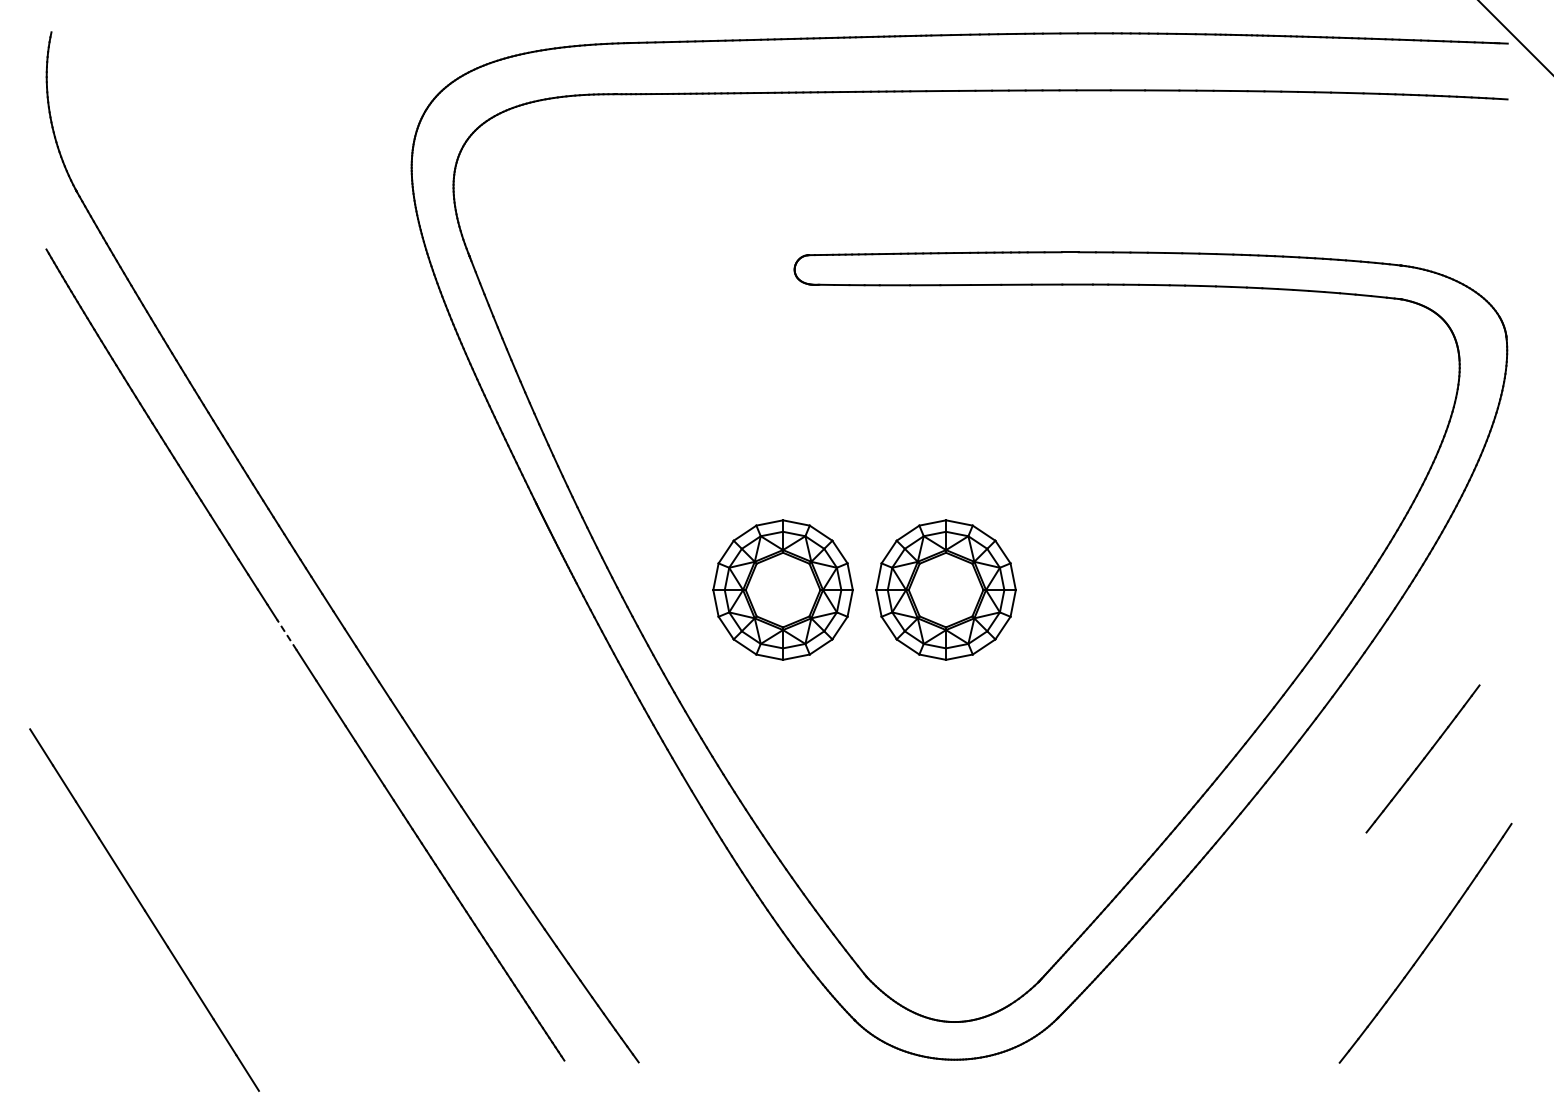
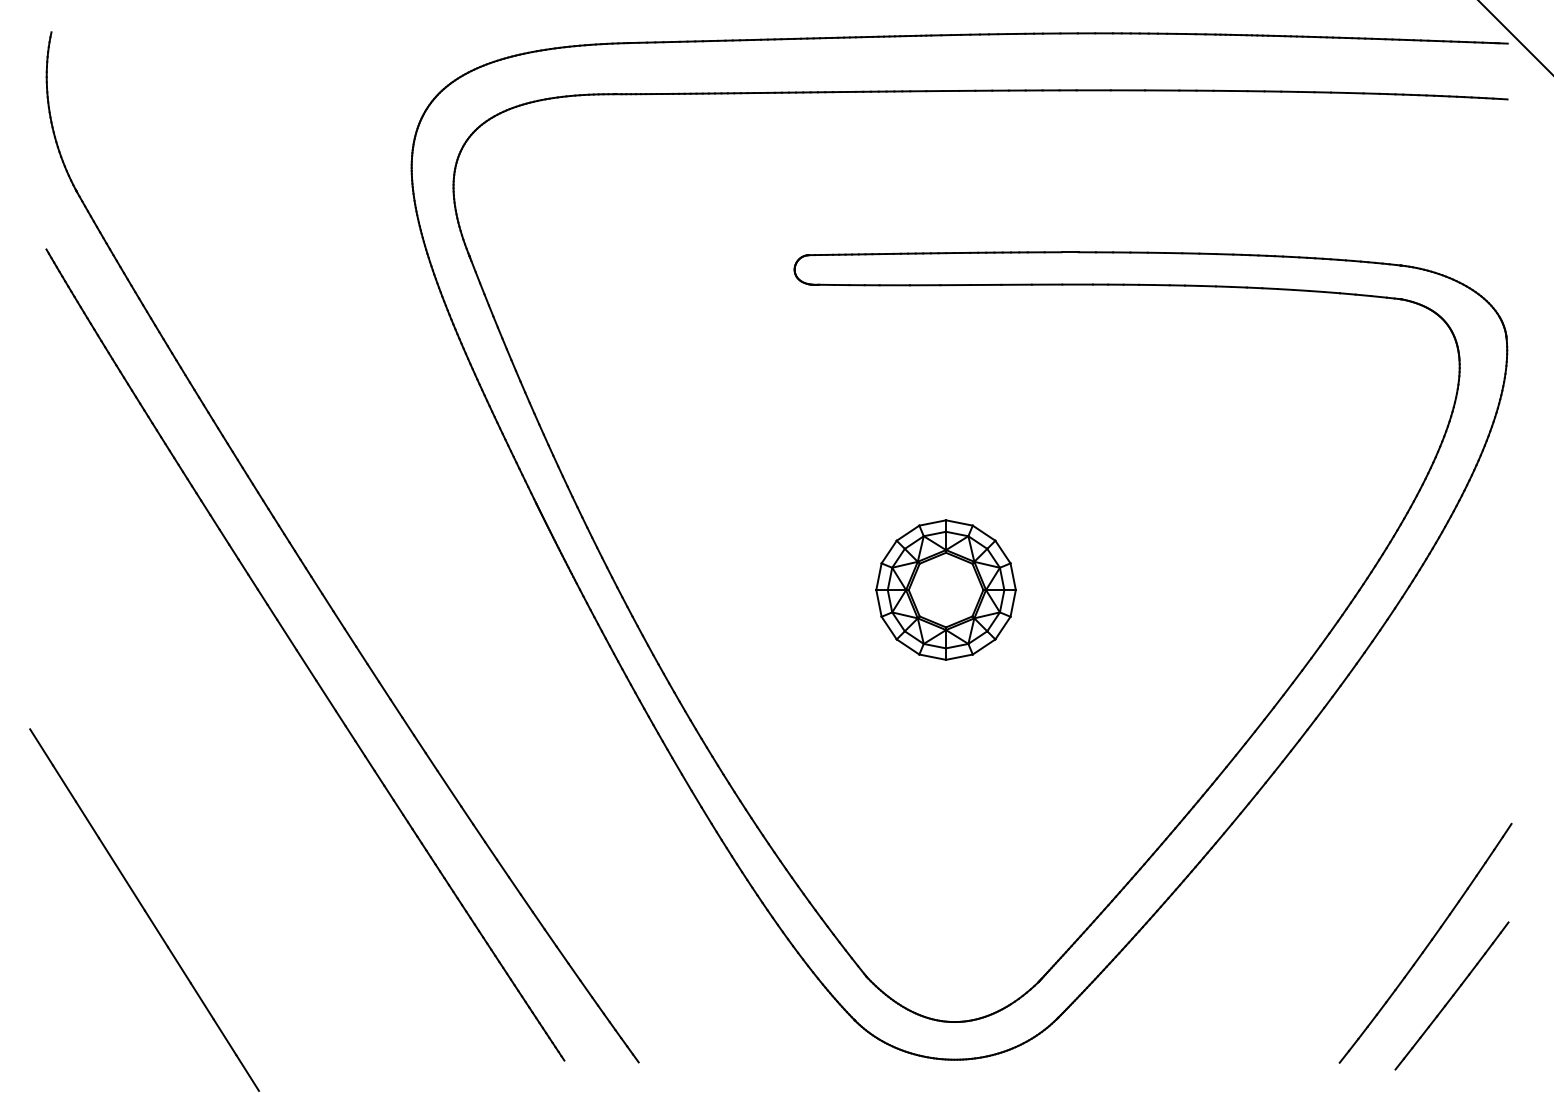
part: present -> none (782, 589)
line: dashed -> solid (286, 634)
line position: (1423, 758) -> (1452, 995) (1452, 995)
